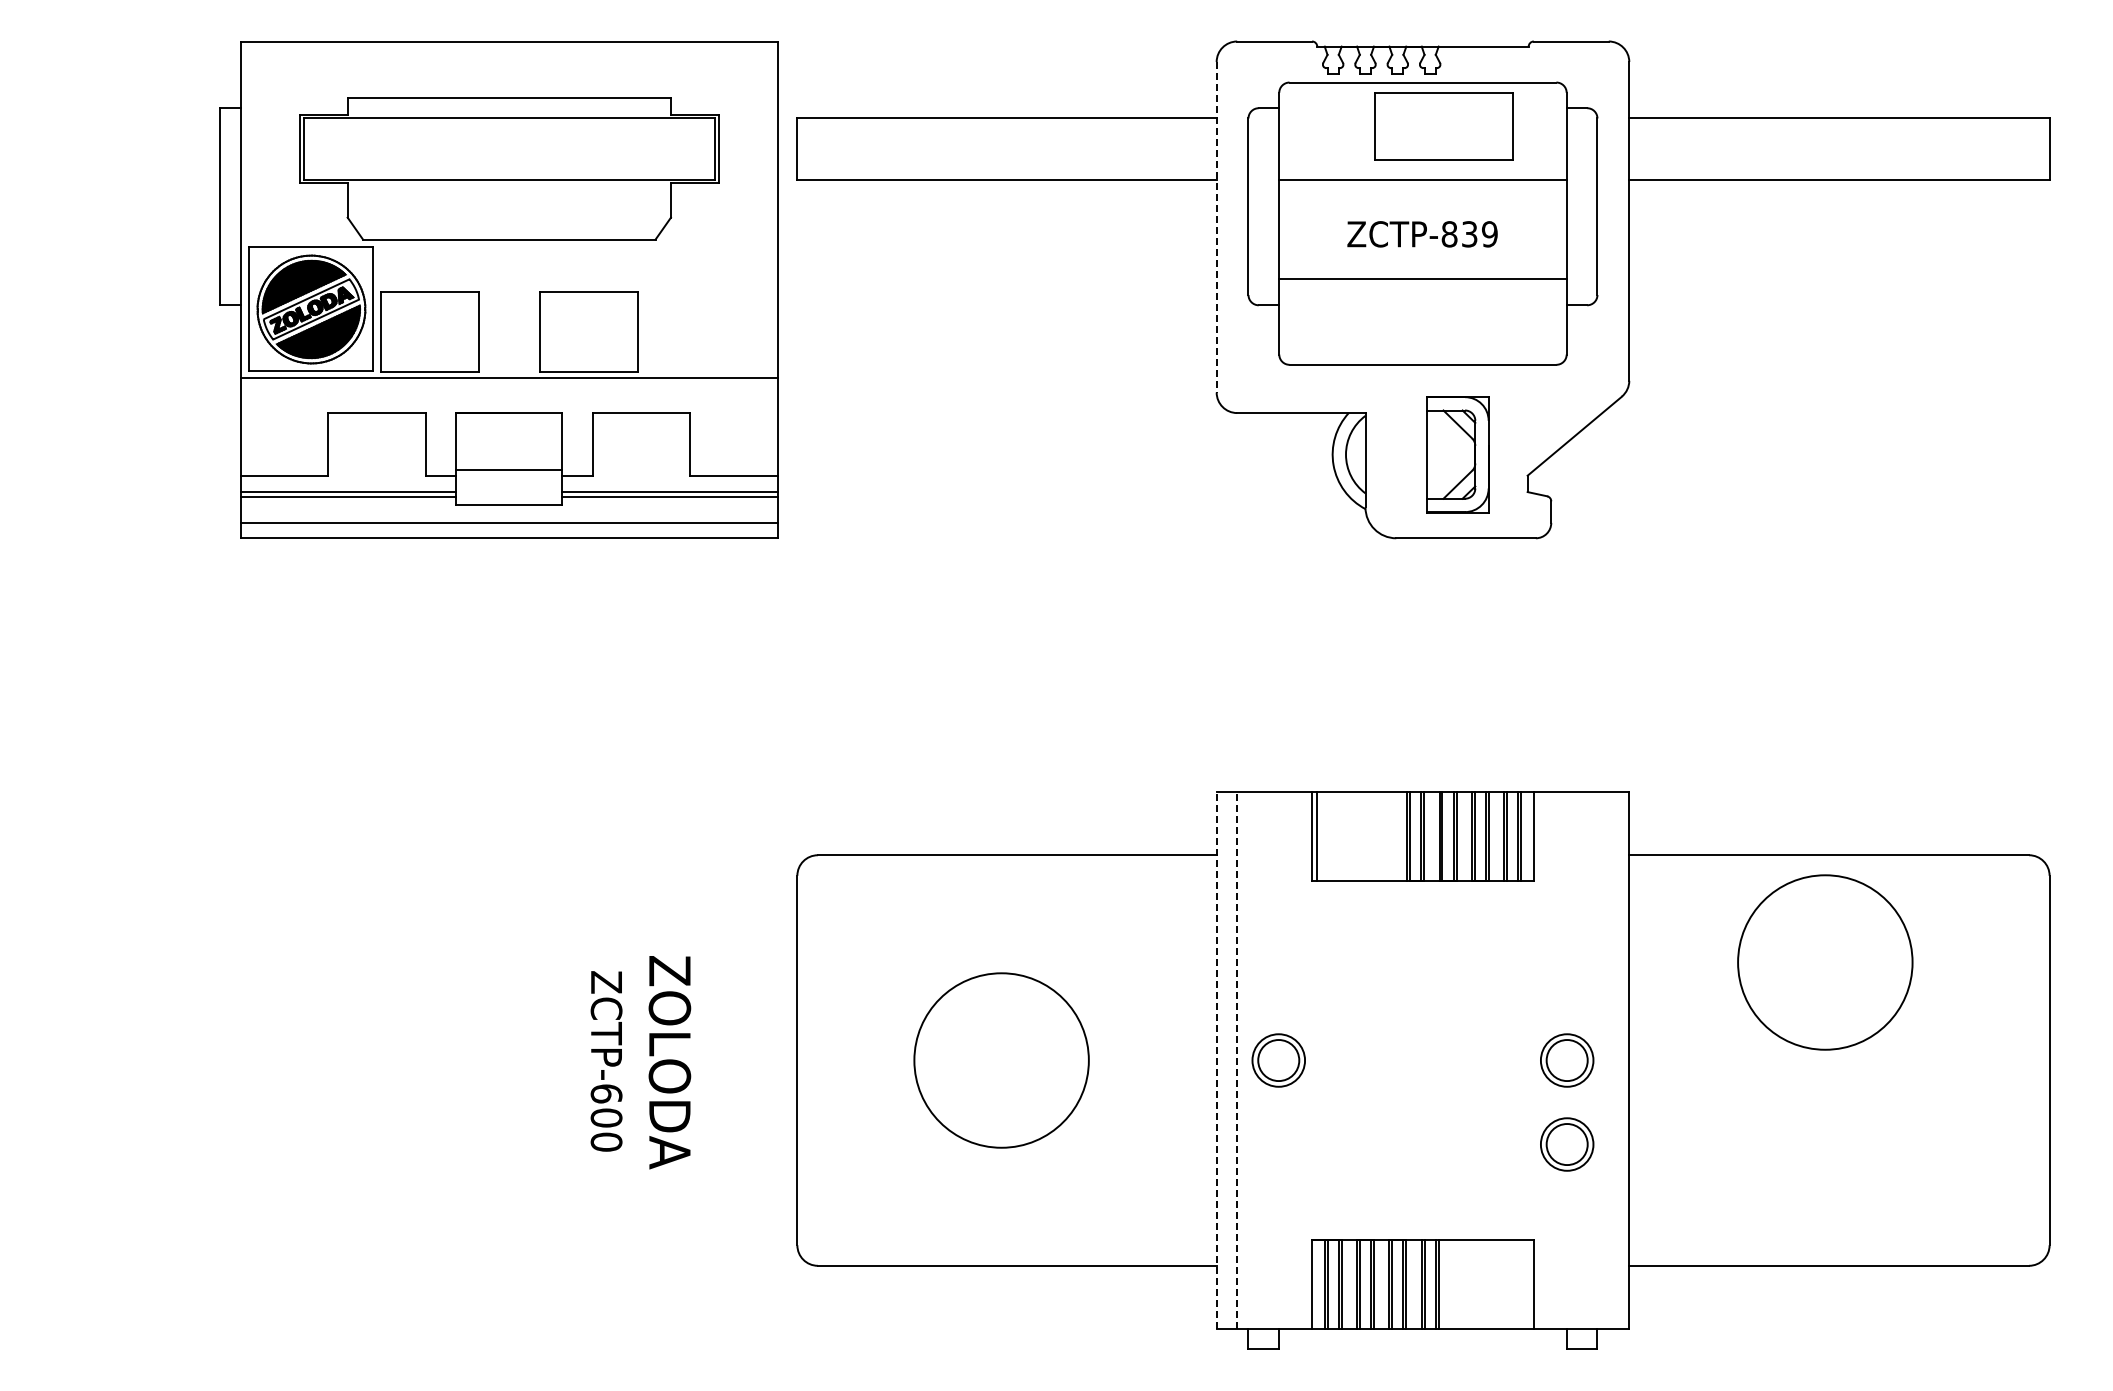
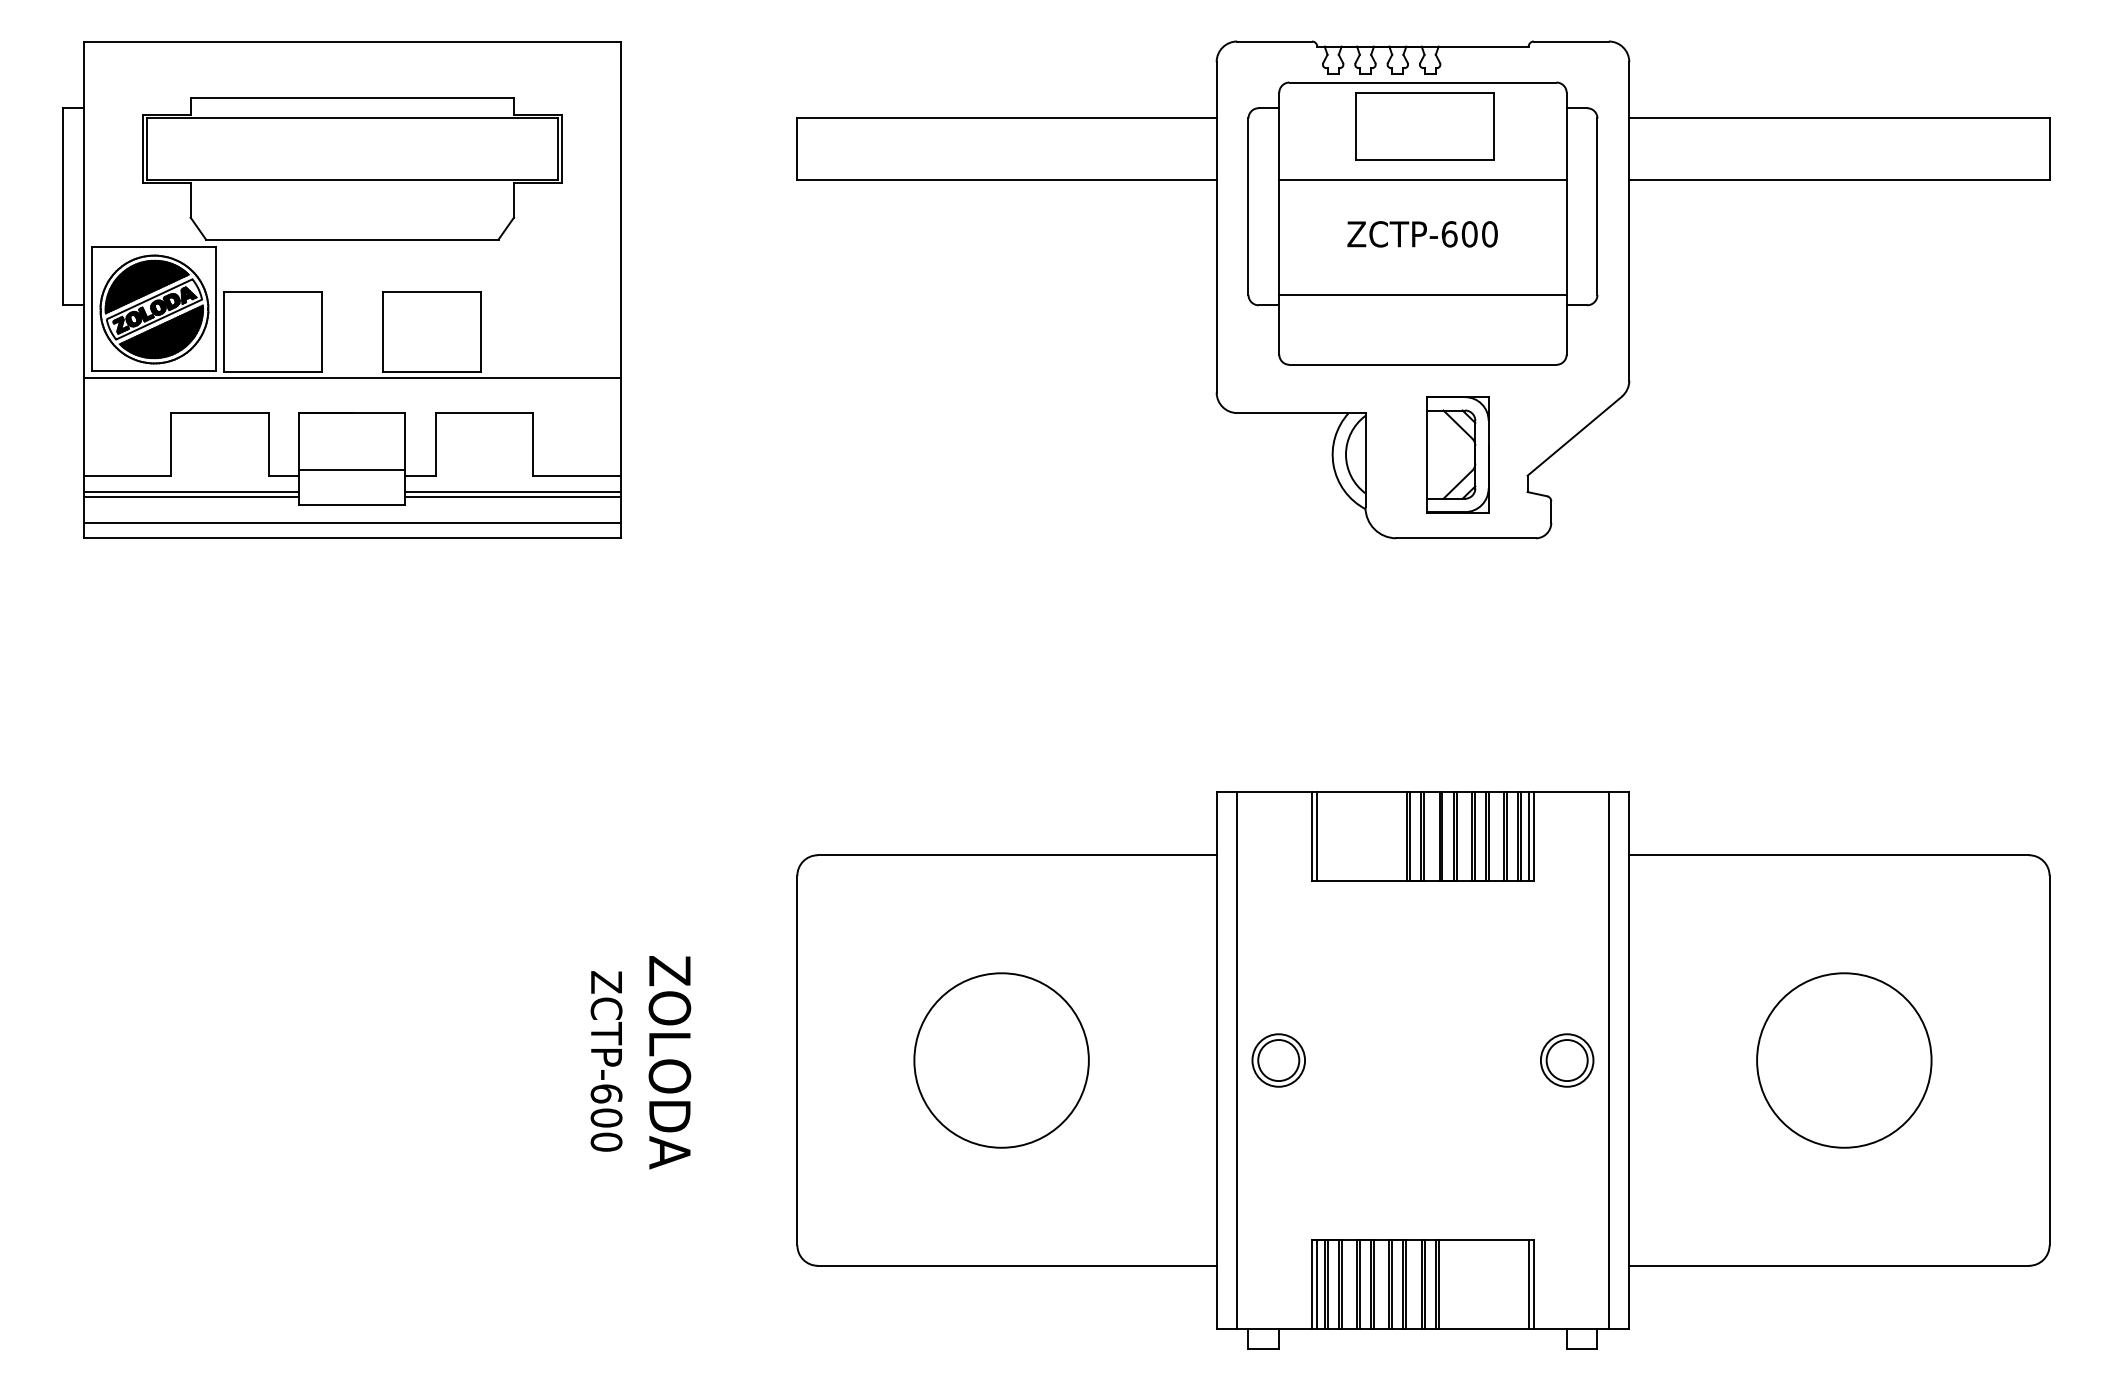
part position: (1443, 126) -> (1424, 126) (1424, 126)
line: dashed -> solid (1216, 227)
text: ZCTP-839 -> ZCTP-600 (1469, 234)
line position: (1422, 279) -> (1422, 295) (1422, 295)
part position: (498, 289) -> (341, 289) (341, 289)
line: none -> present (1528, 836)
circle position: (1825, 962) -> (1844, 1060) (1844, 1060)
line: dashed -> solid (1216, 1060)
line: dashed -> solid (1237, 1060)
line: none -> present (1608, 1060)
part: present -> none (1567, 1144)
line: none -> present (1317, 1283)
line: none -> present (1528, 1283)
